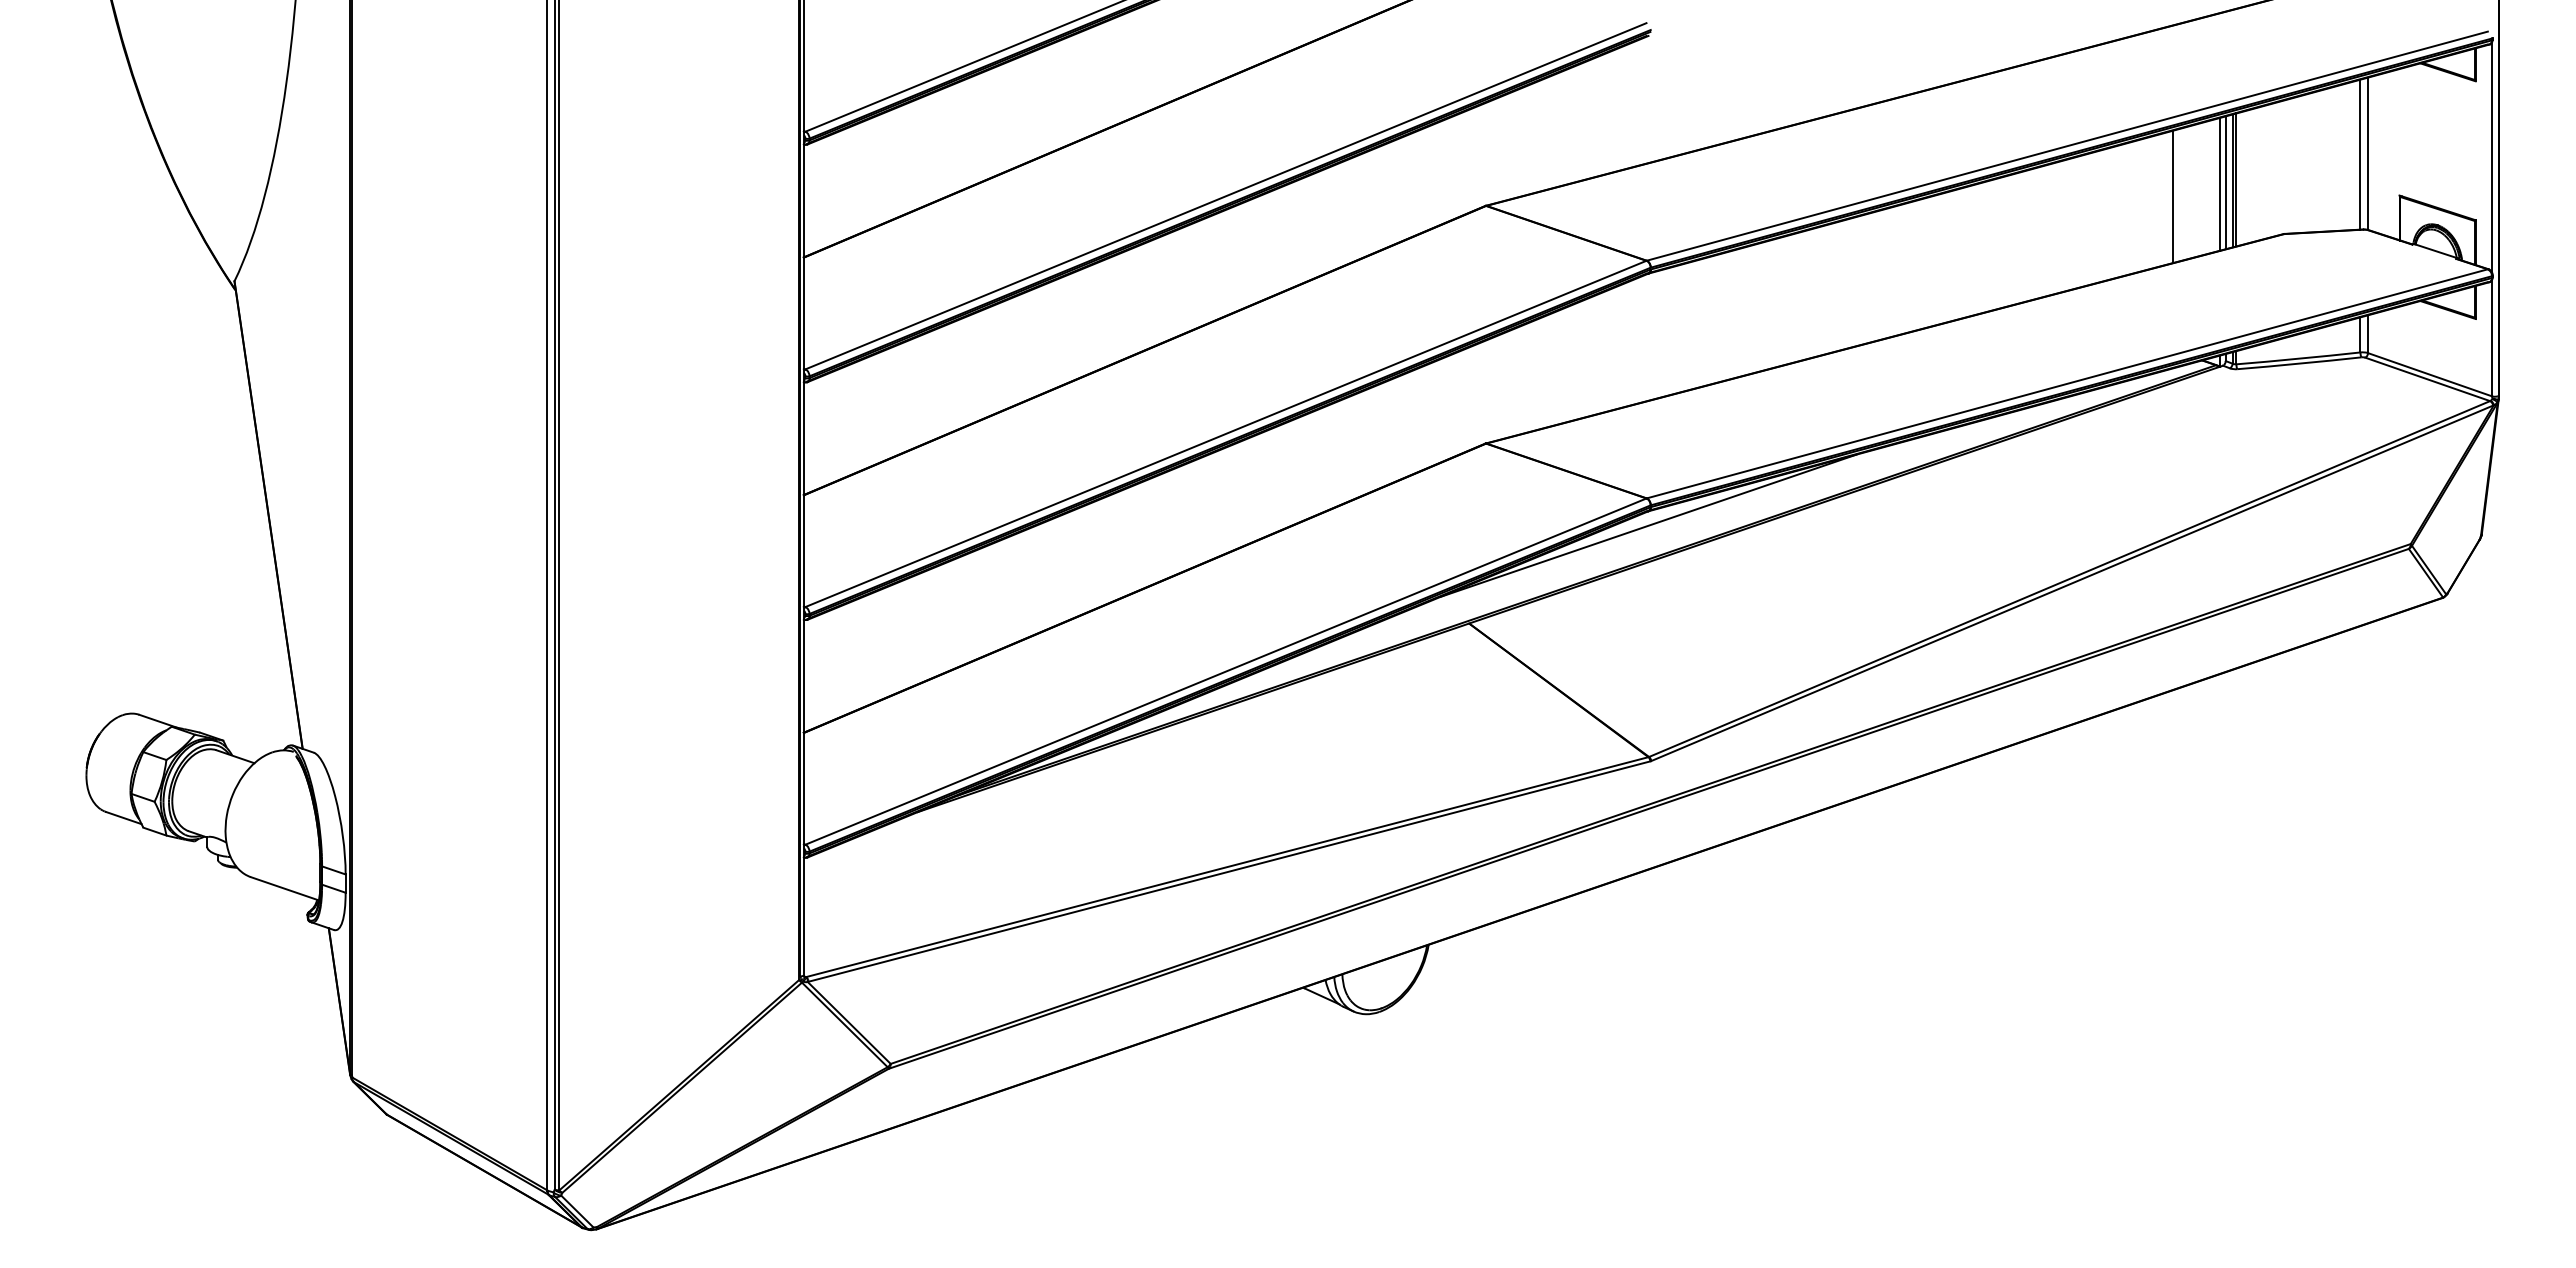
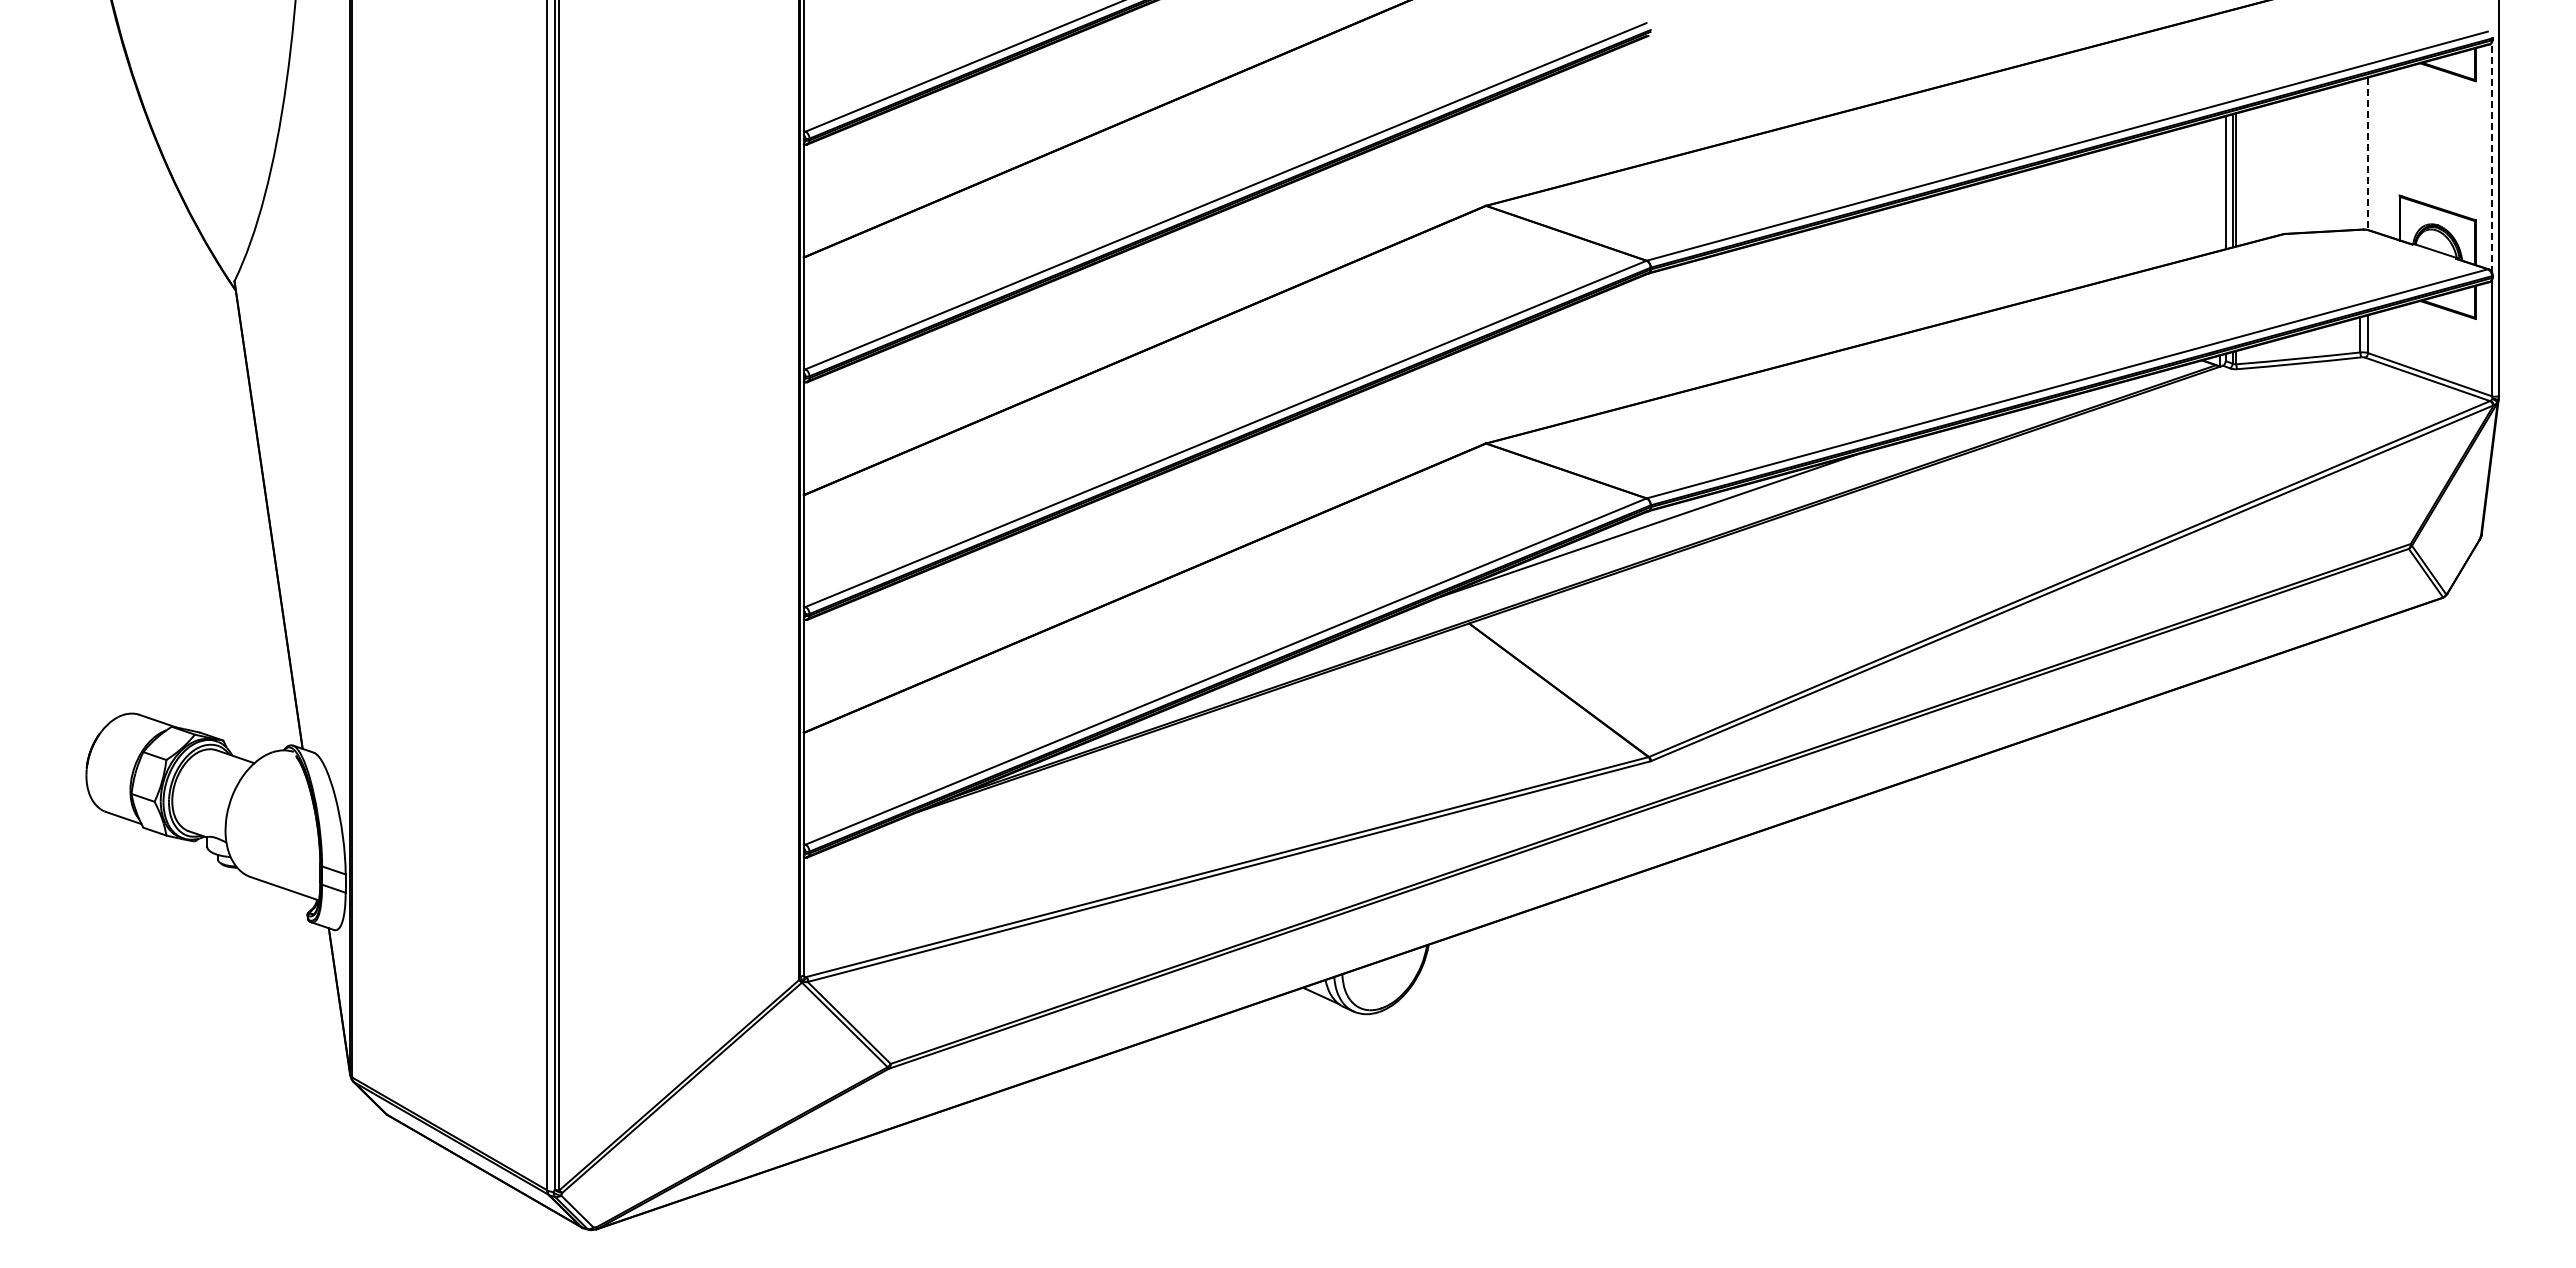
line: present -> none (2360, 154)
line: solid -> dashed (2368, 154)
line: solid -> dashed (2492, 156)
line: present -> none (2220, 183)
line: present -> none (2172, 196)
